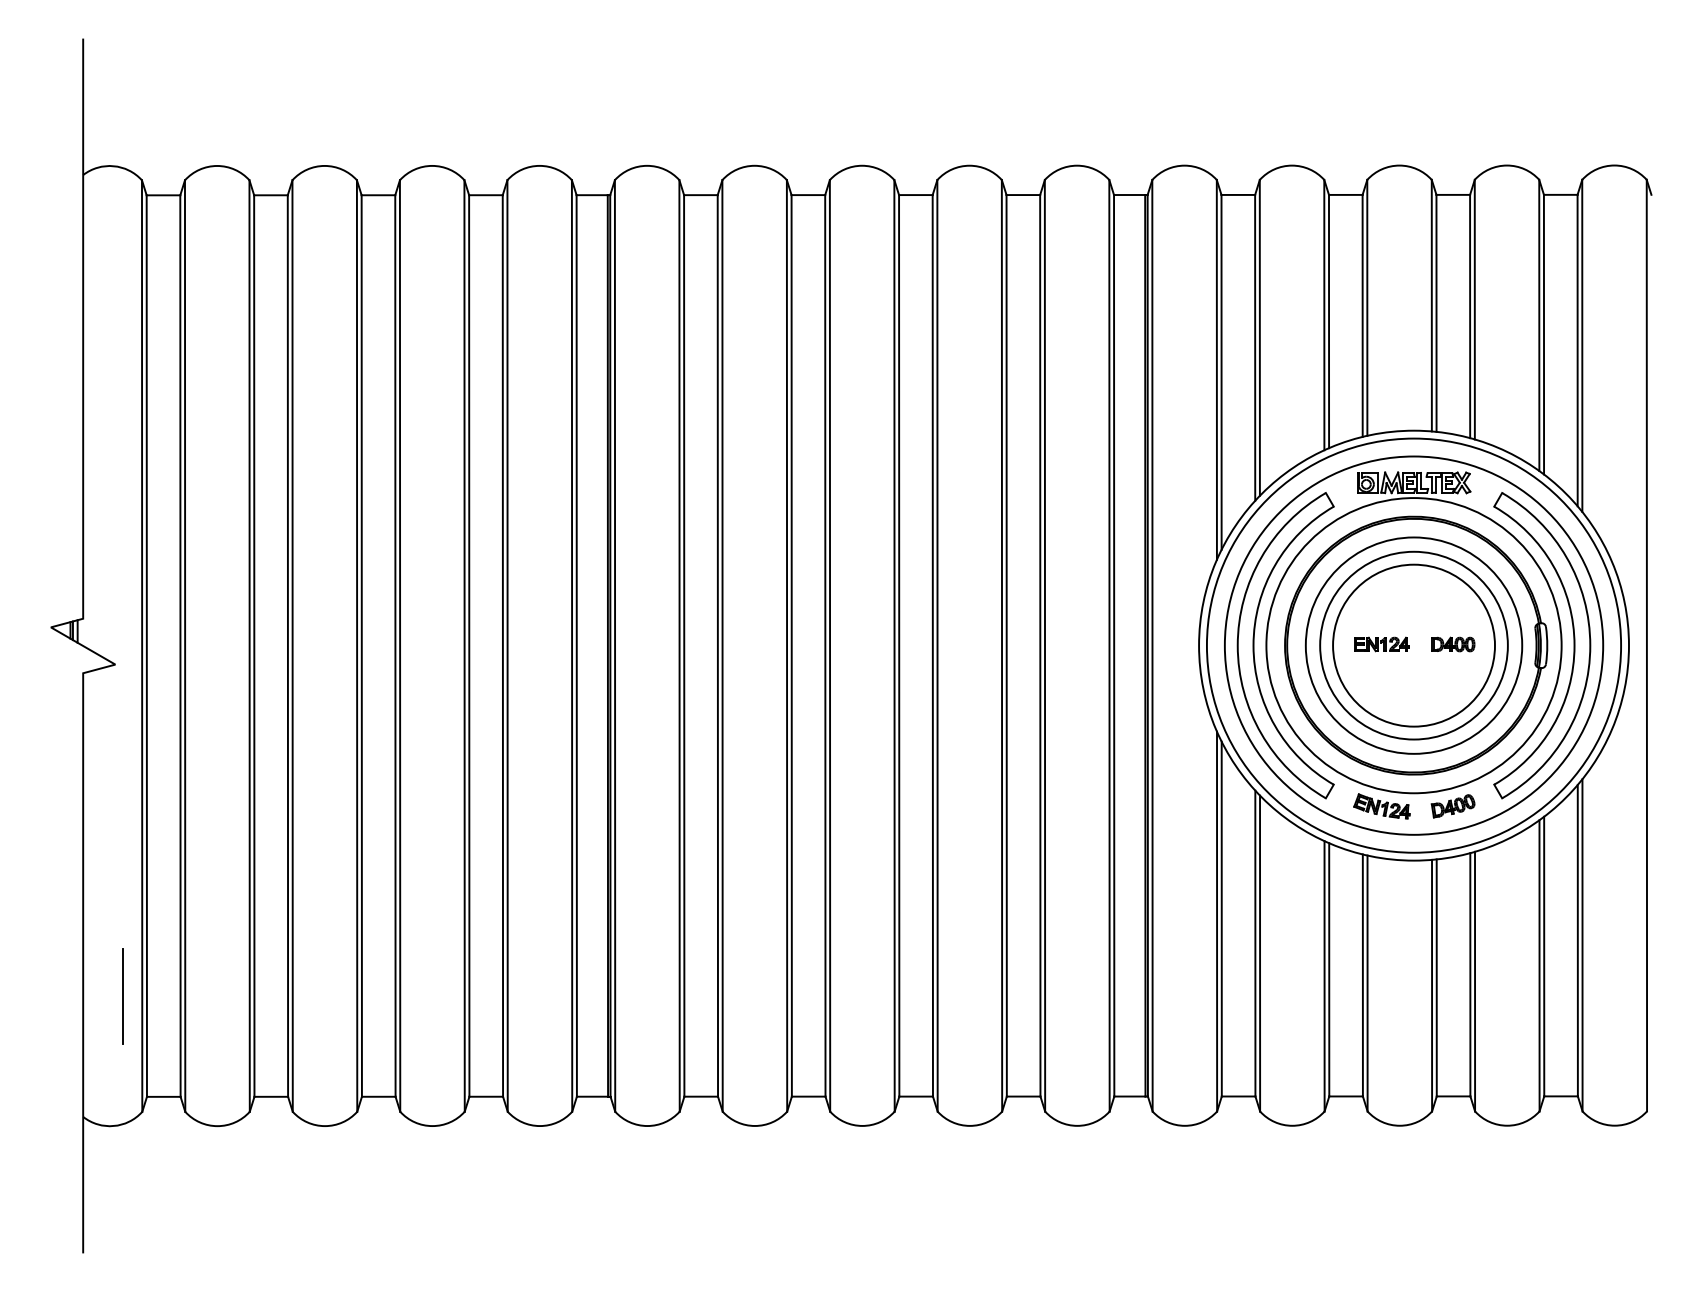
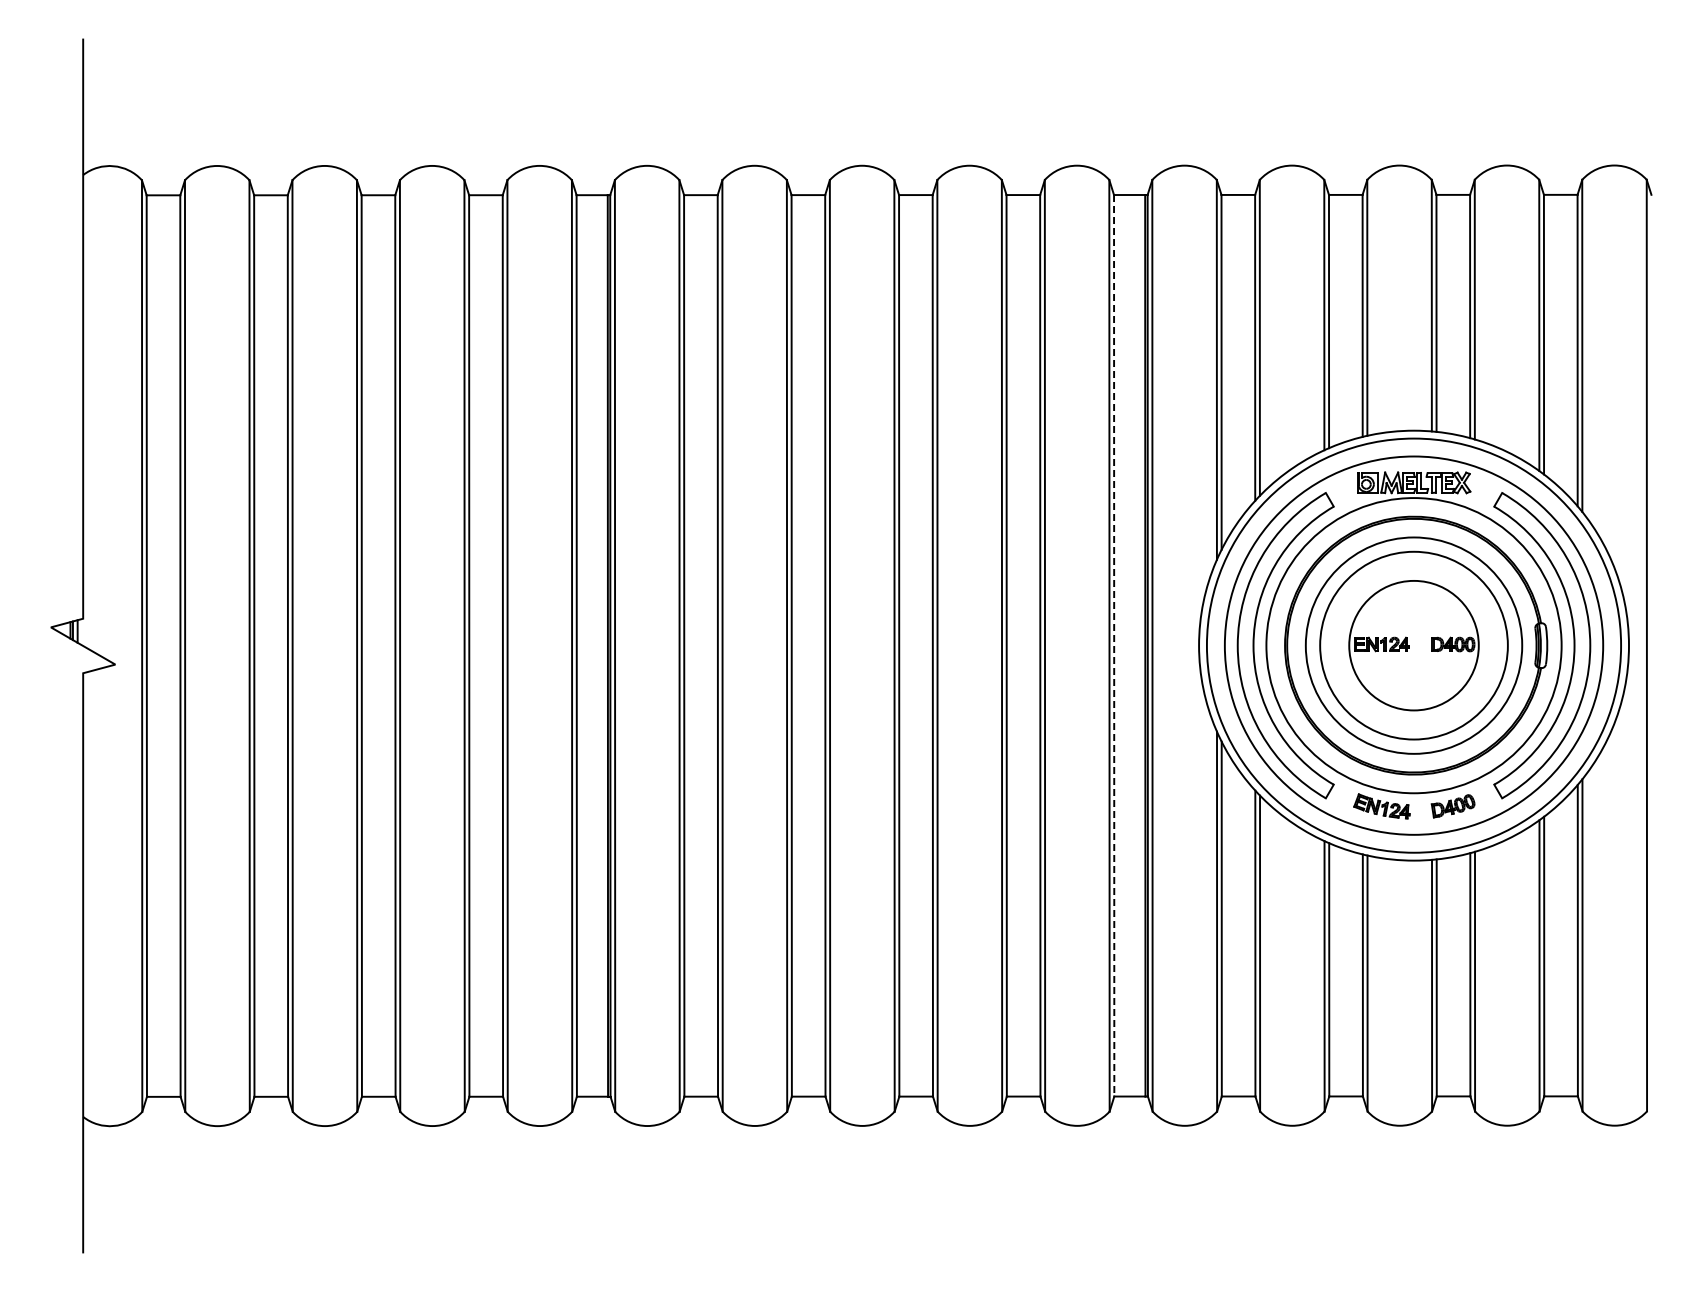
line: solid -> dashed (1114, 645)
circle diameter: 162 px -> 130 px (1413, 645)
line: present -> none (123, 996)
